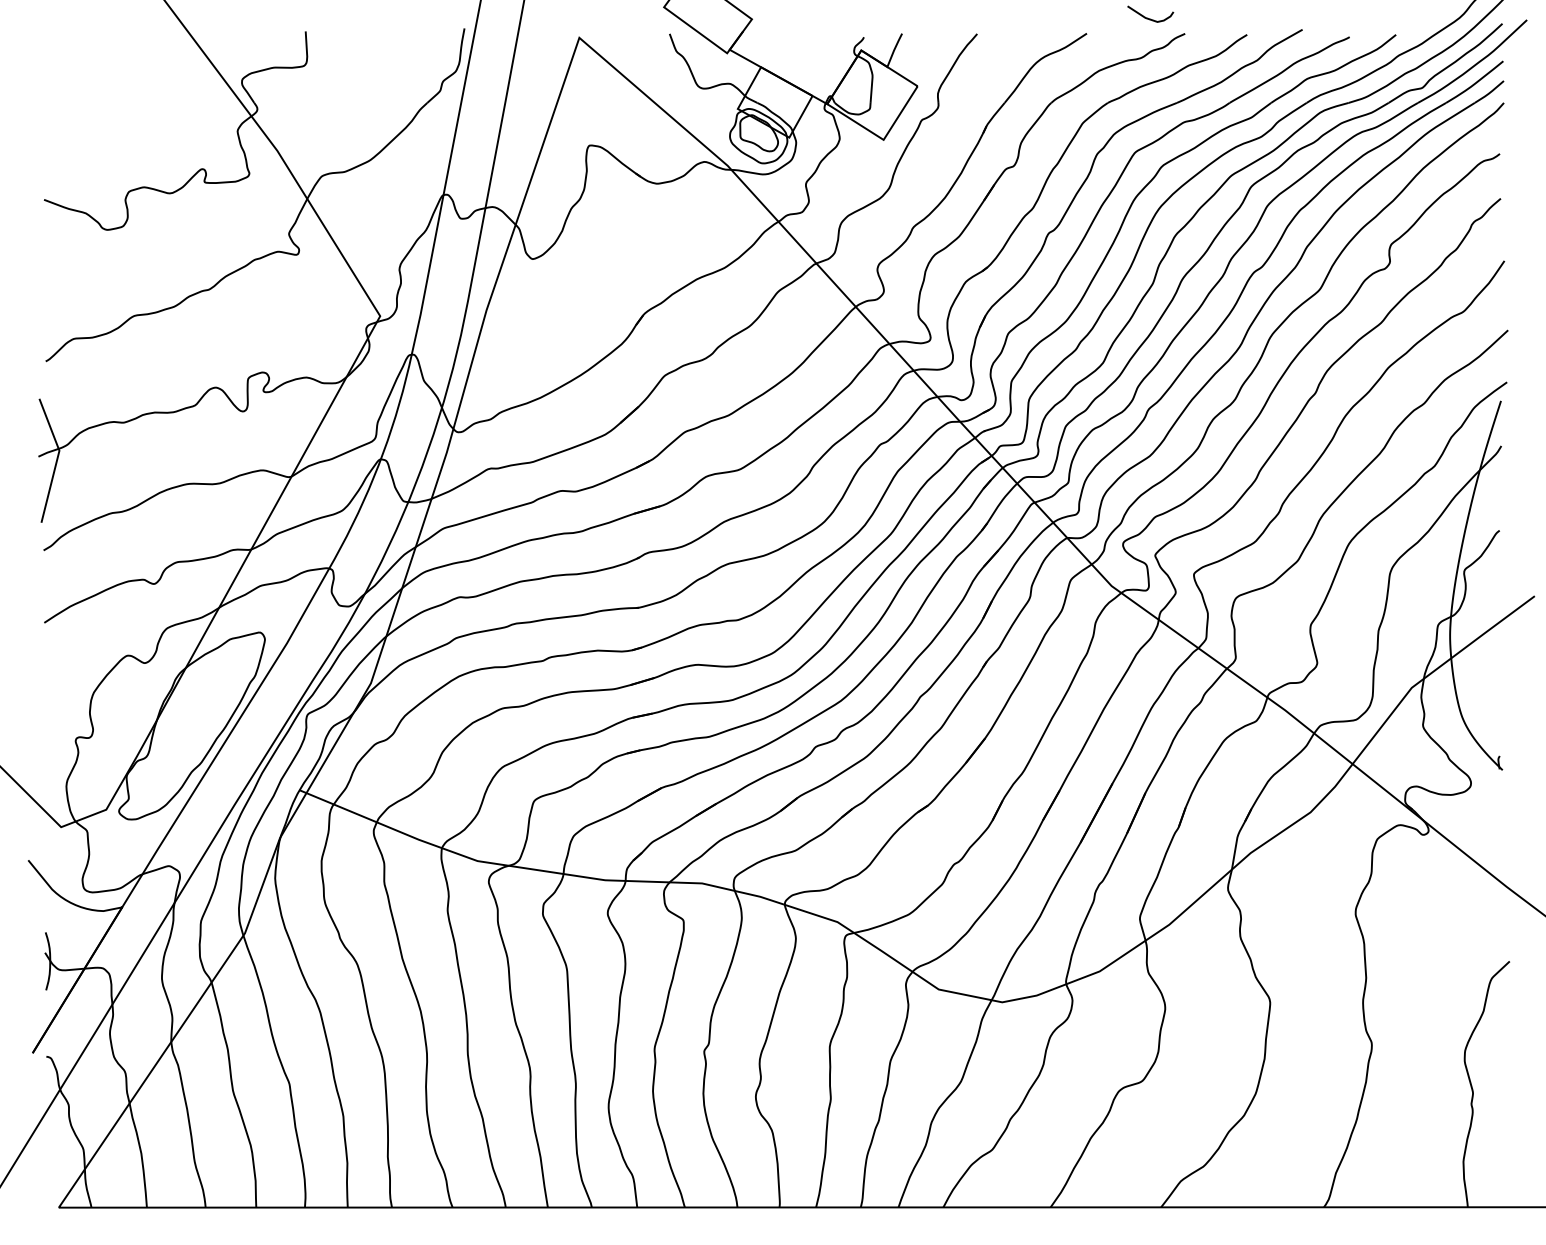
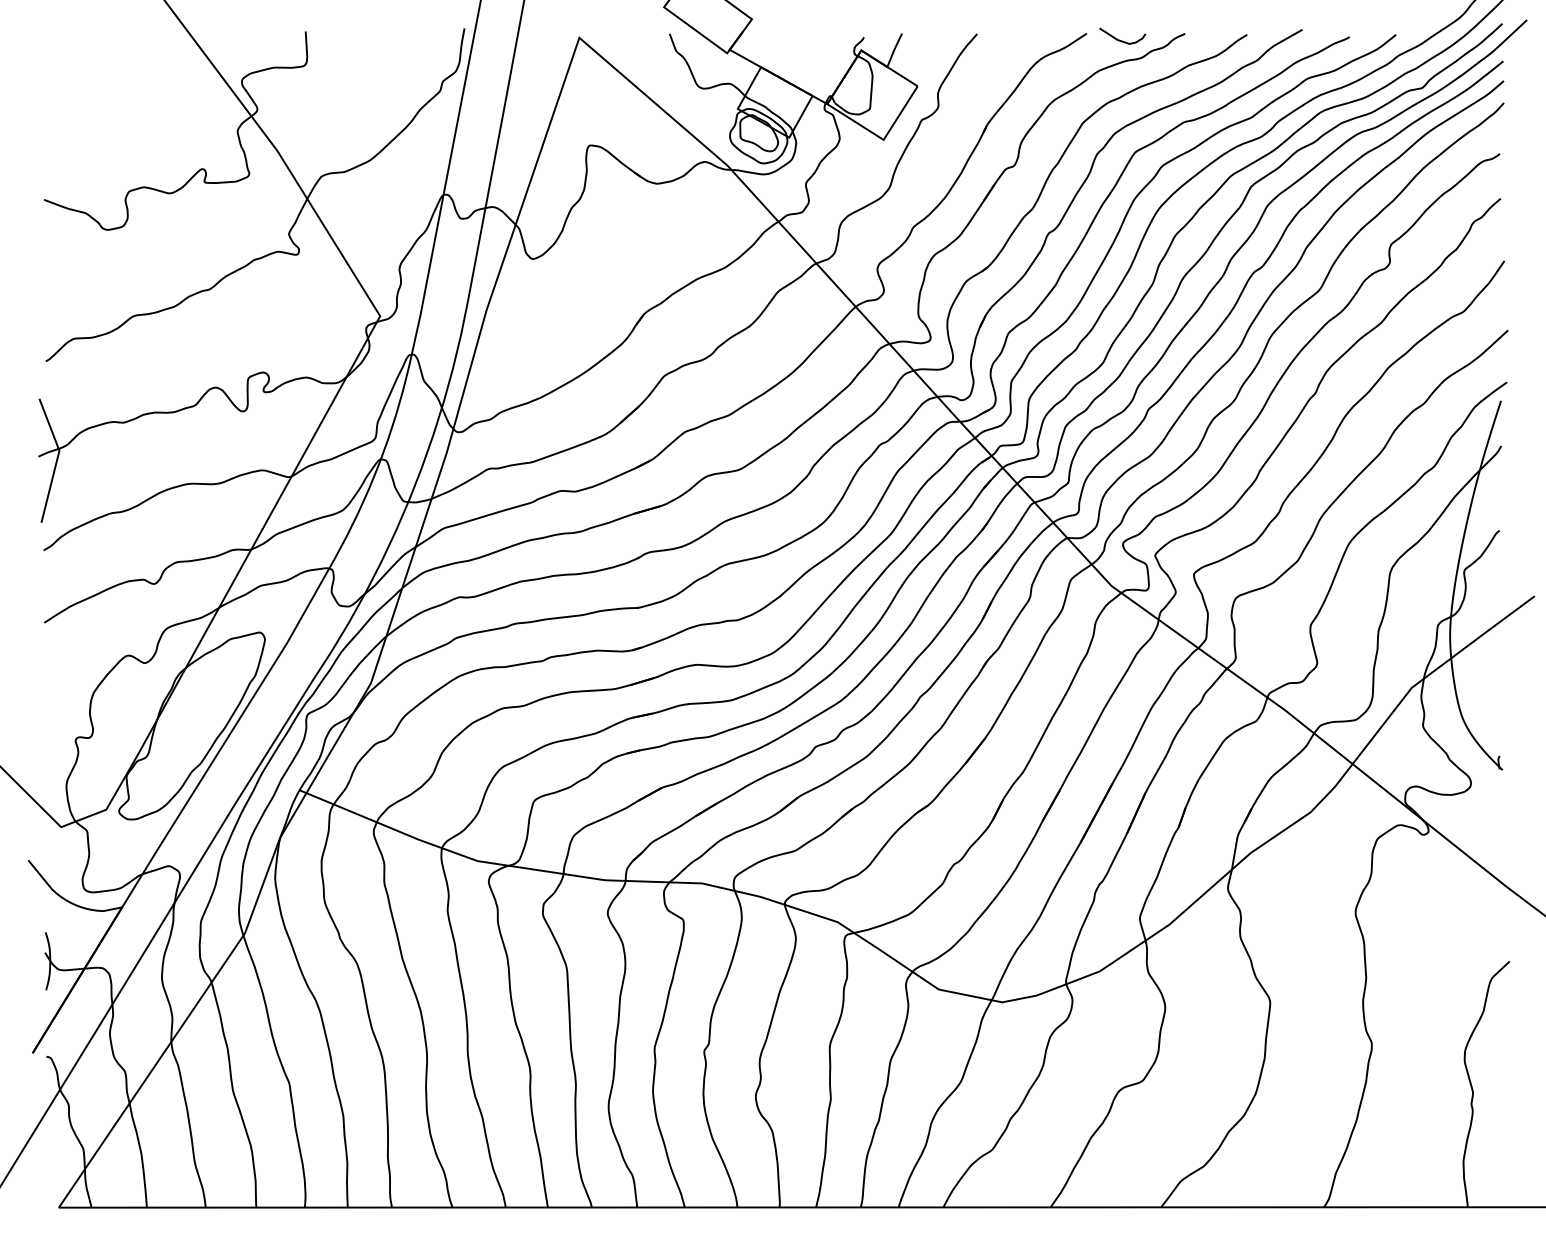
curve position: (1147, 17) -> (1119, 39) (1119, 39)
